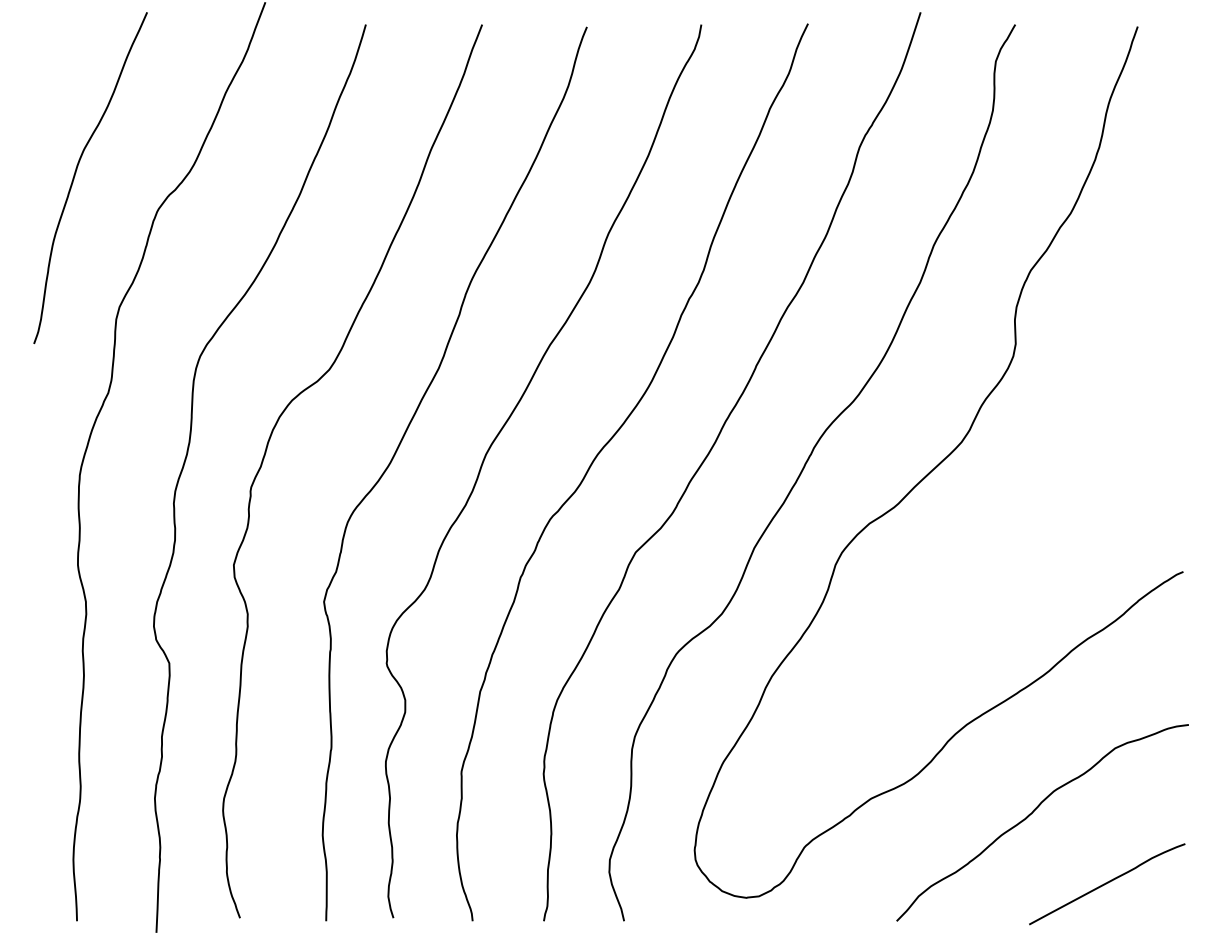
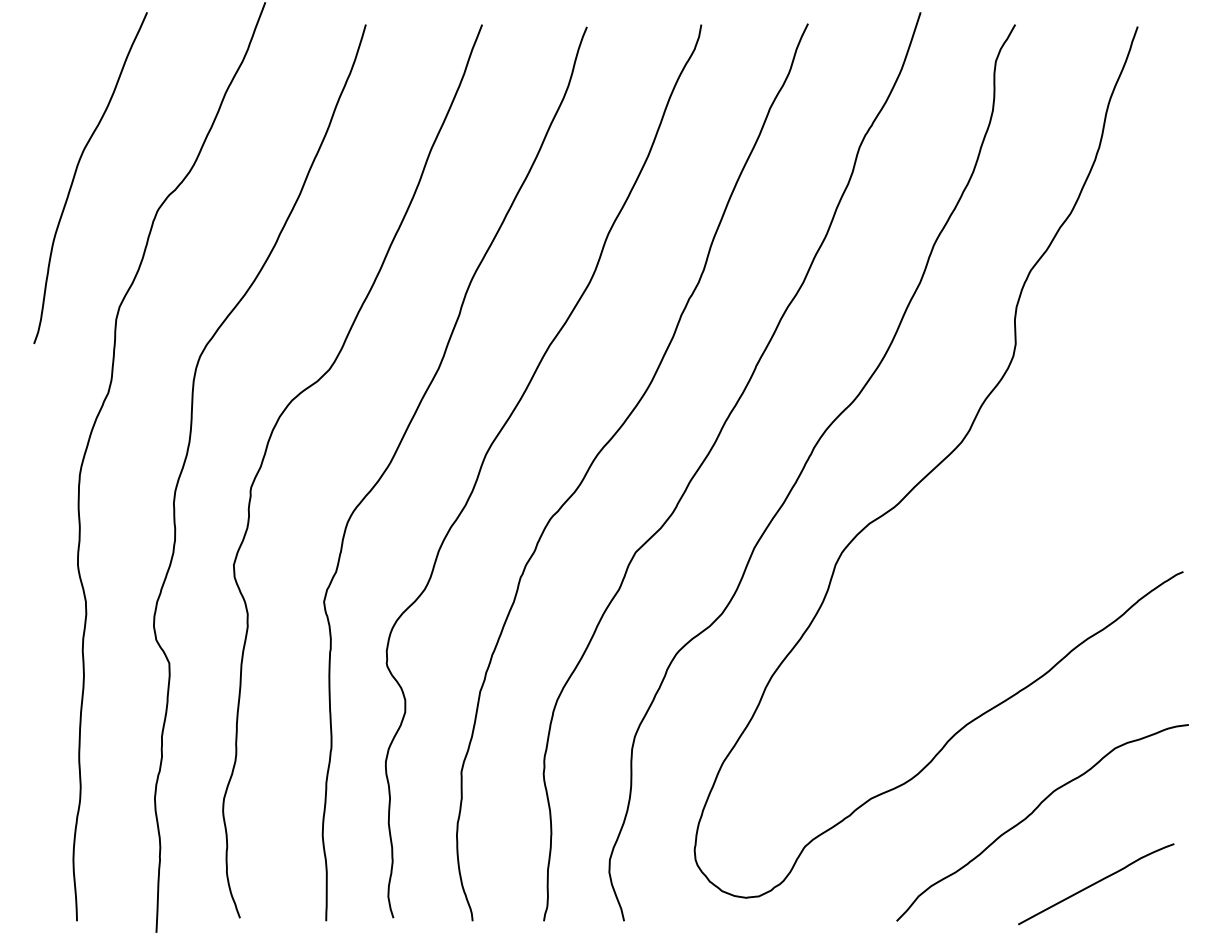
curve position: (1107, 883) -> (1096, 883) (1096, 883)
